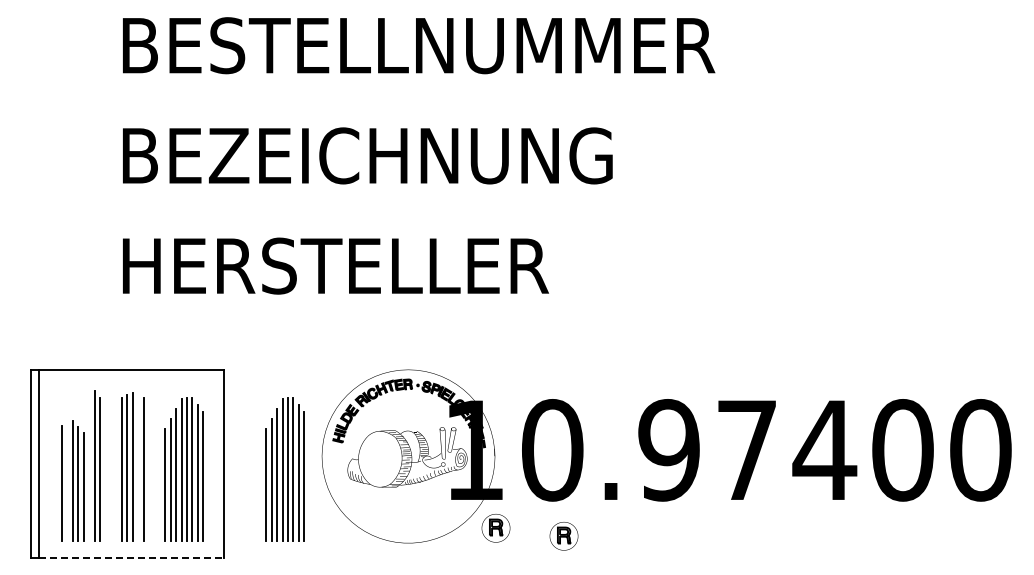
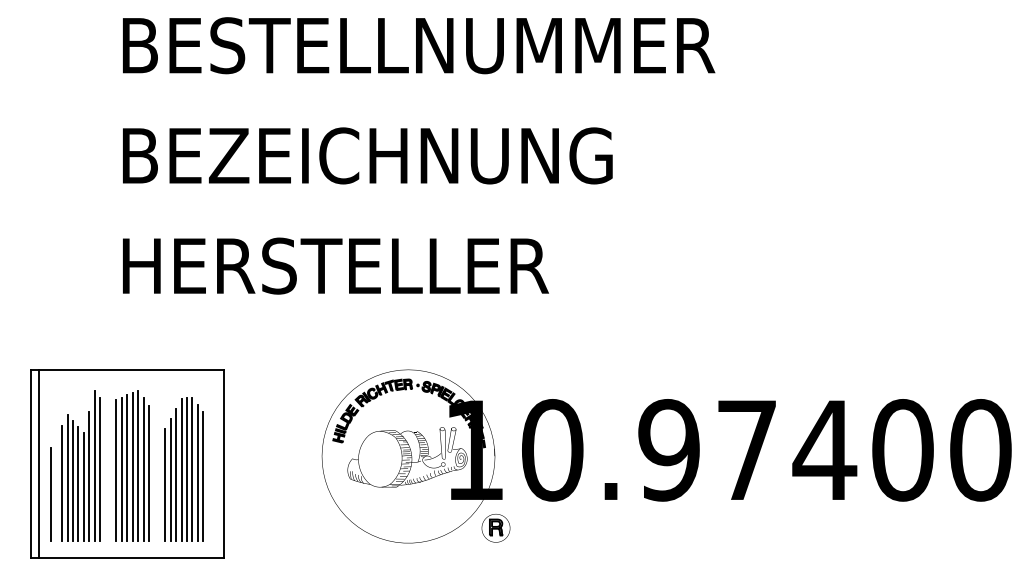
line: none -> present (138, 465)
part: present -> none (284, 469)
line: none -> present (116, 470)
line: none -> present (148, 473)
line: none -> present (89, 476)
line: none -> present (67, 477)
line: none -> present (50, 494)
part: present -> none (563, 536)
line: dashed -> solid (132, 557)
